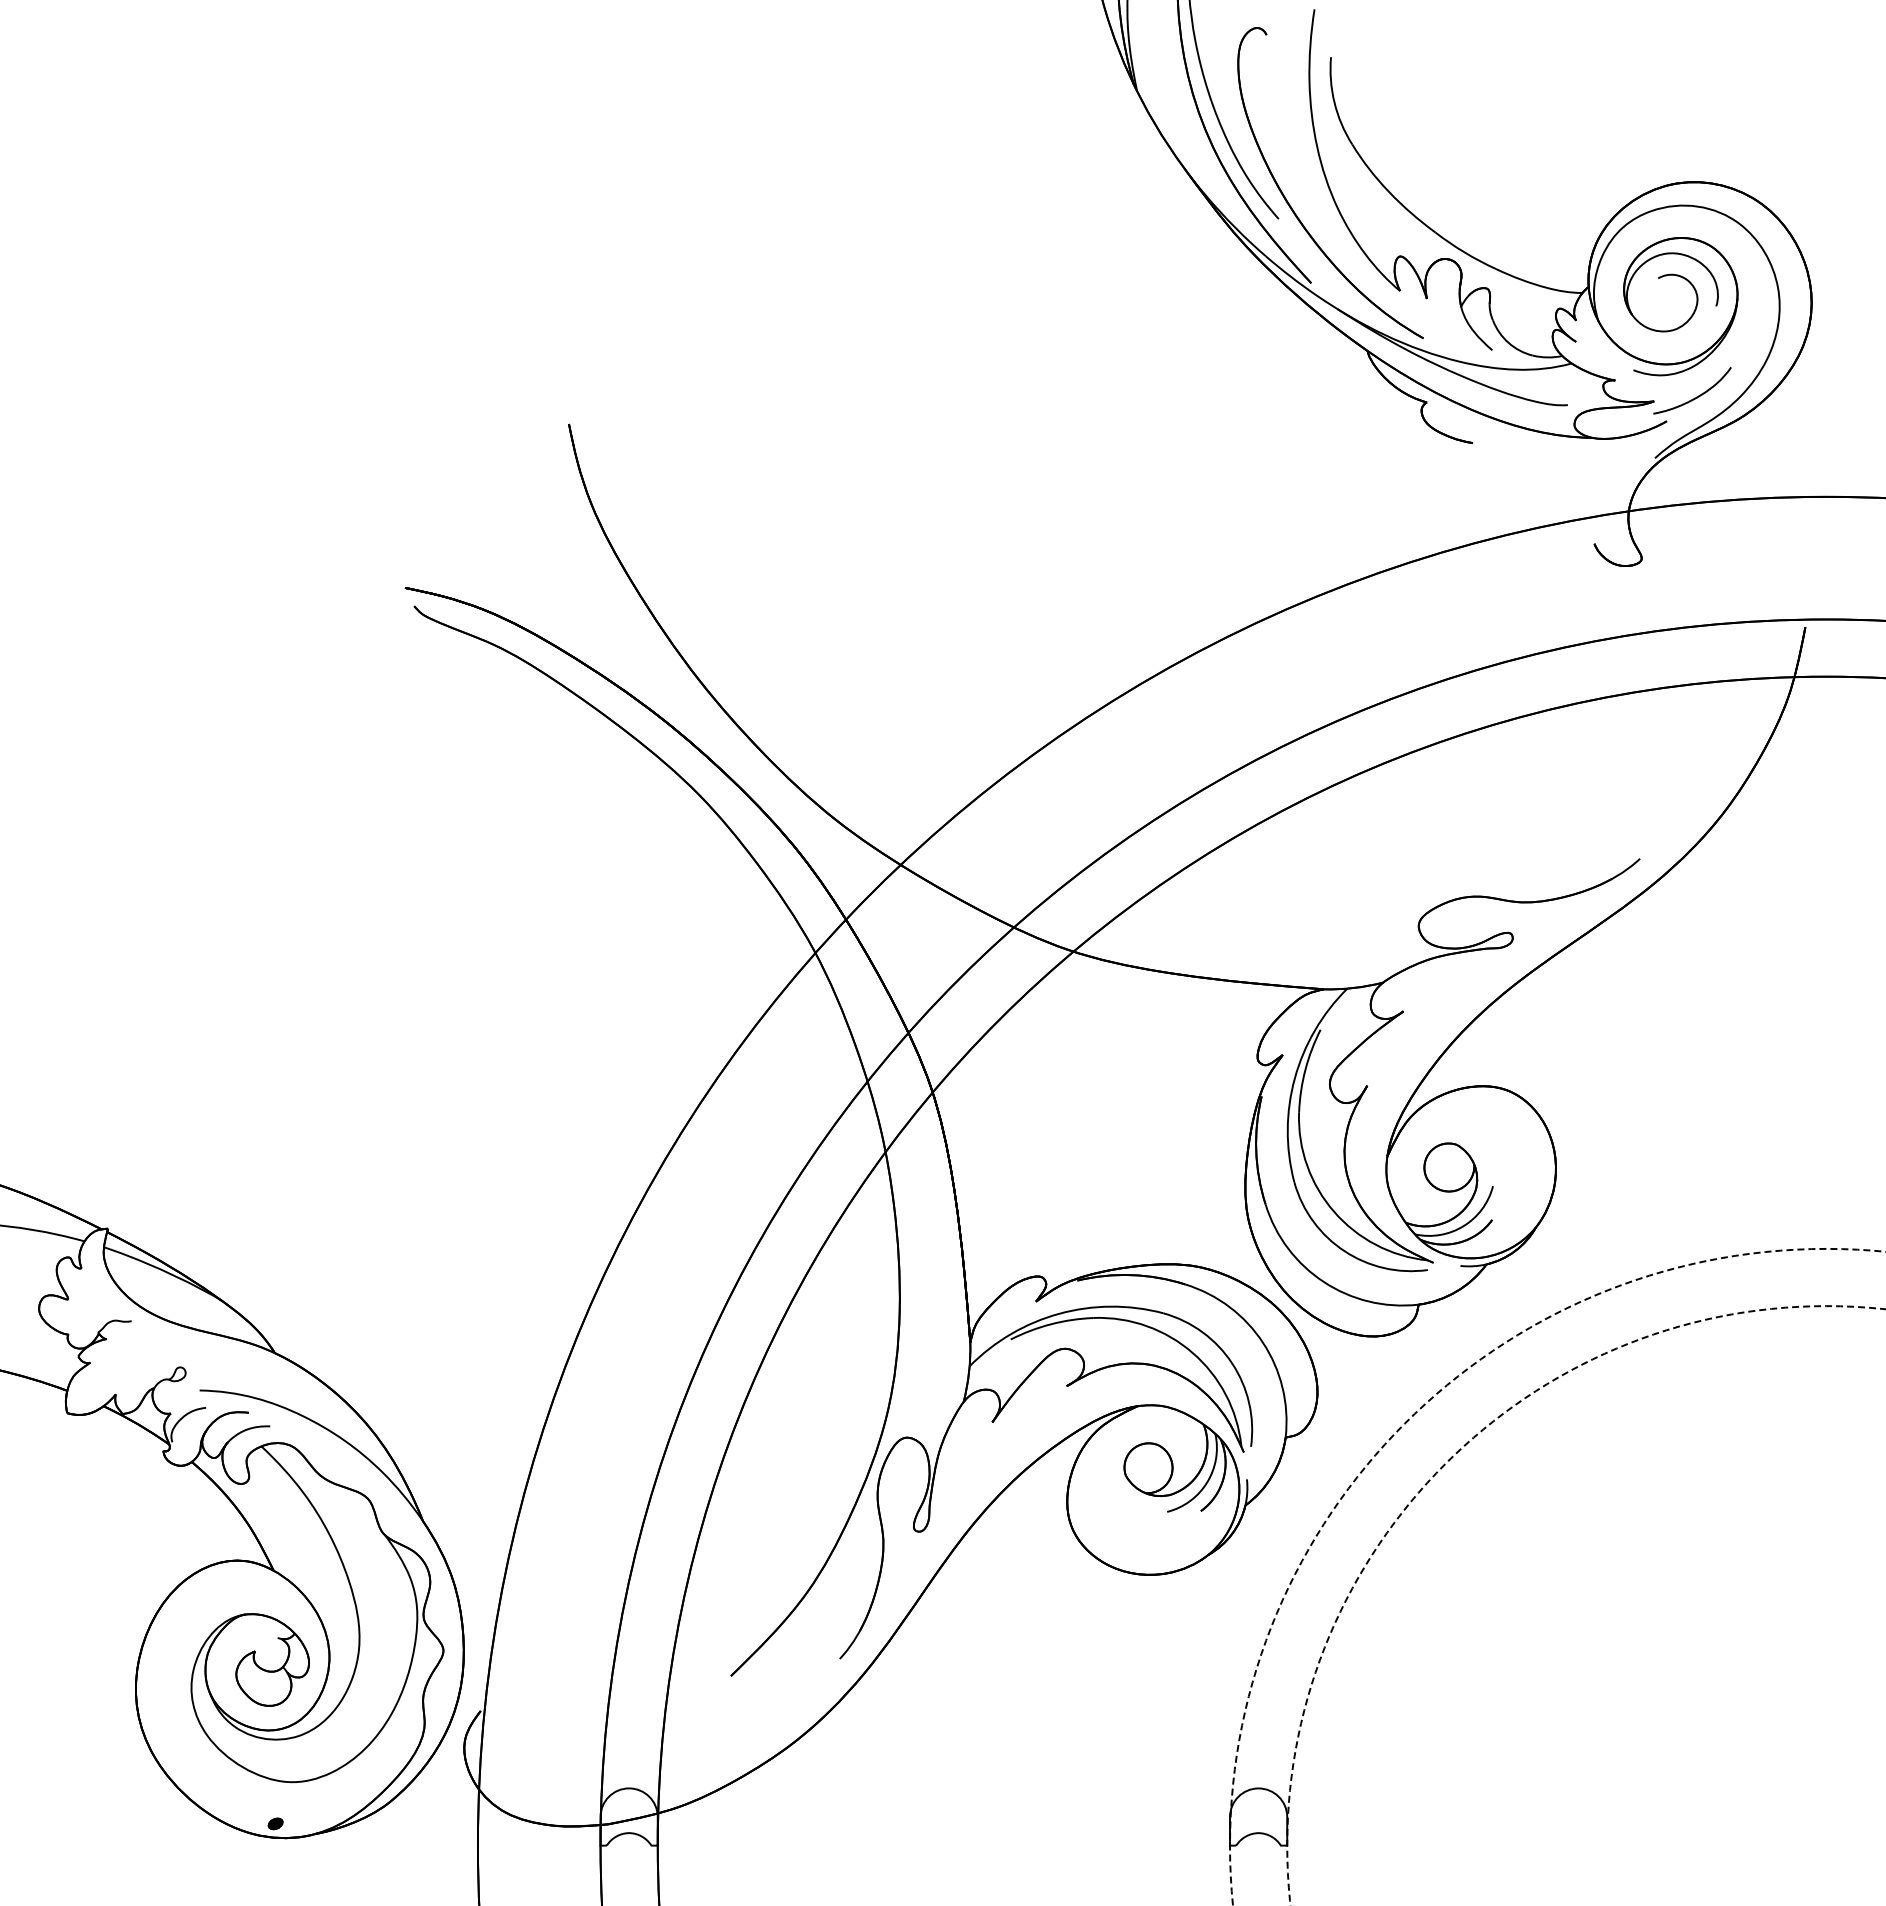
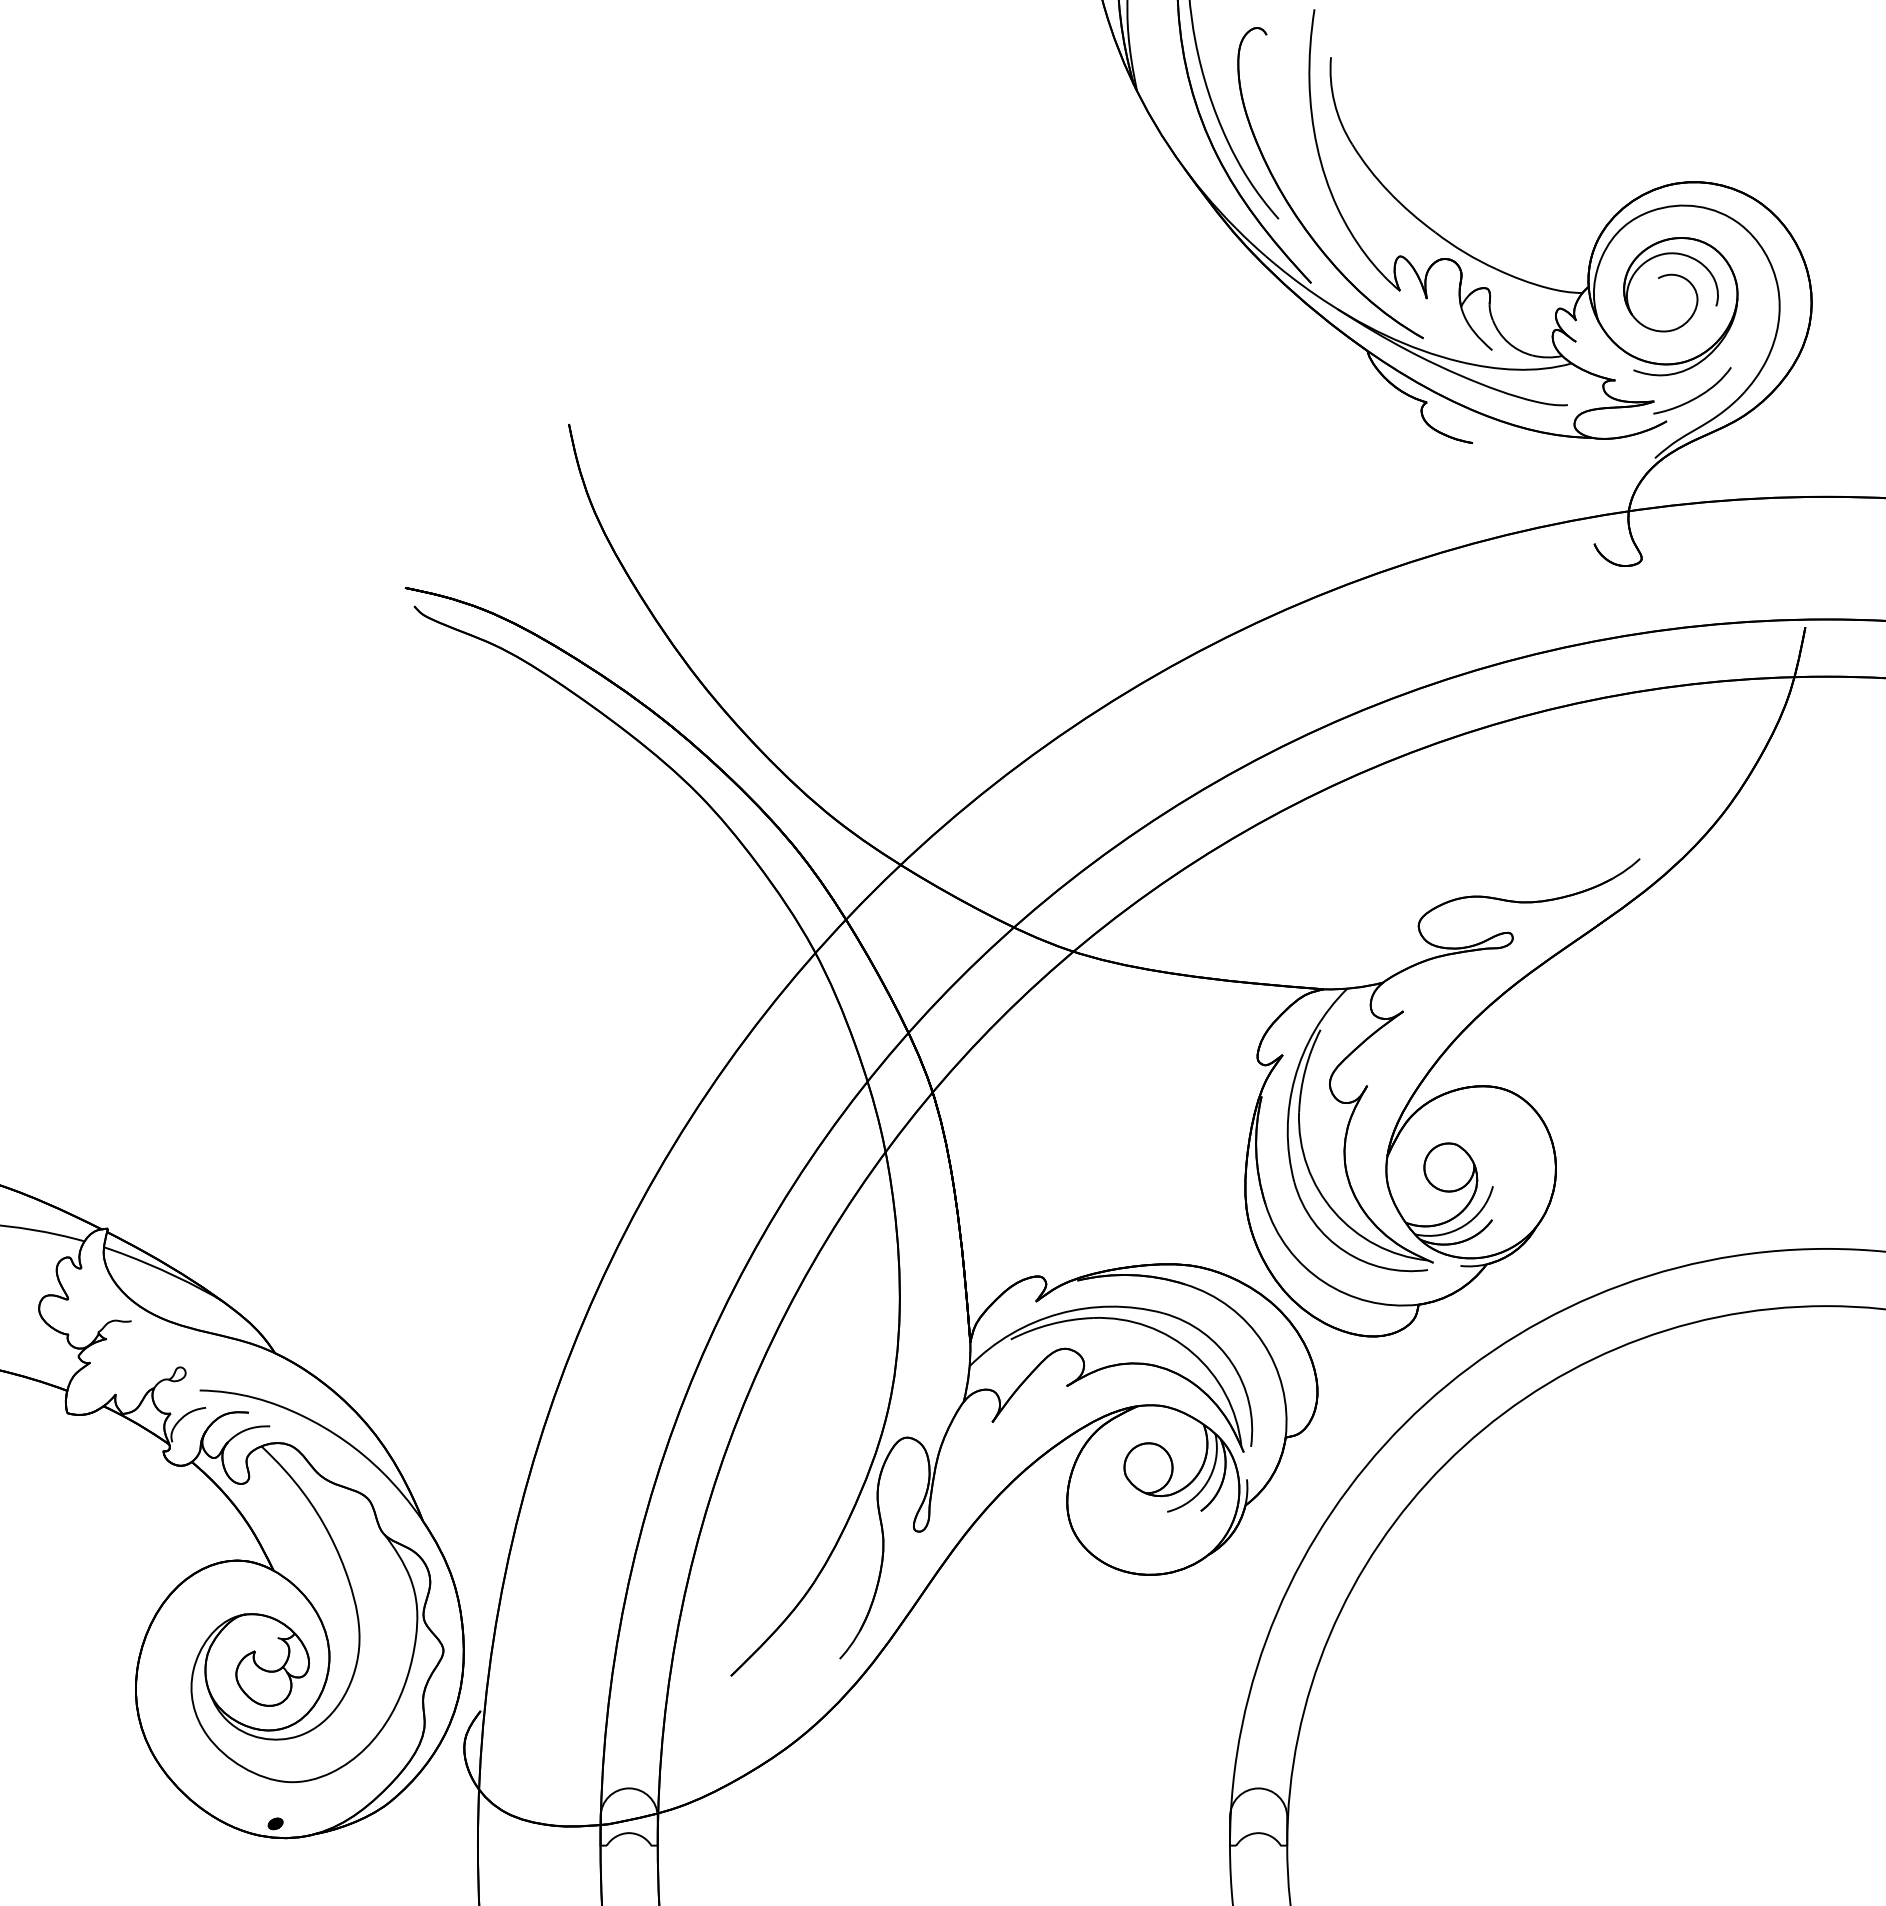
circle: dashed -> solid (1557, 1576)
circle: dashed -> solid (1586, 1605)
